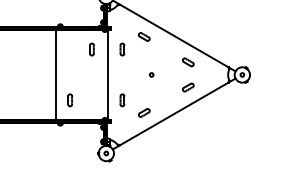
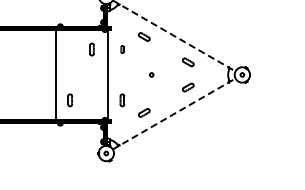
line: solid -> dashed (174, 35)
part size: 7x15 px -> 5x9 px (122, 49)
line: solid -> dashed (174, 113)
